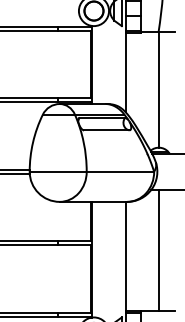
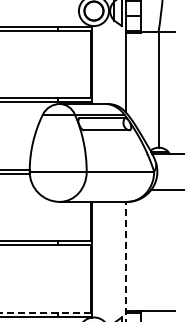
line: present -> none (159, 250)
line: solid -> dashed (125, 261)
line: solid -> dashed (45, 312)
